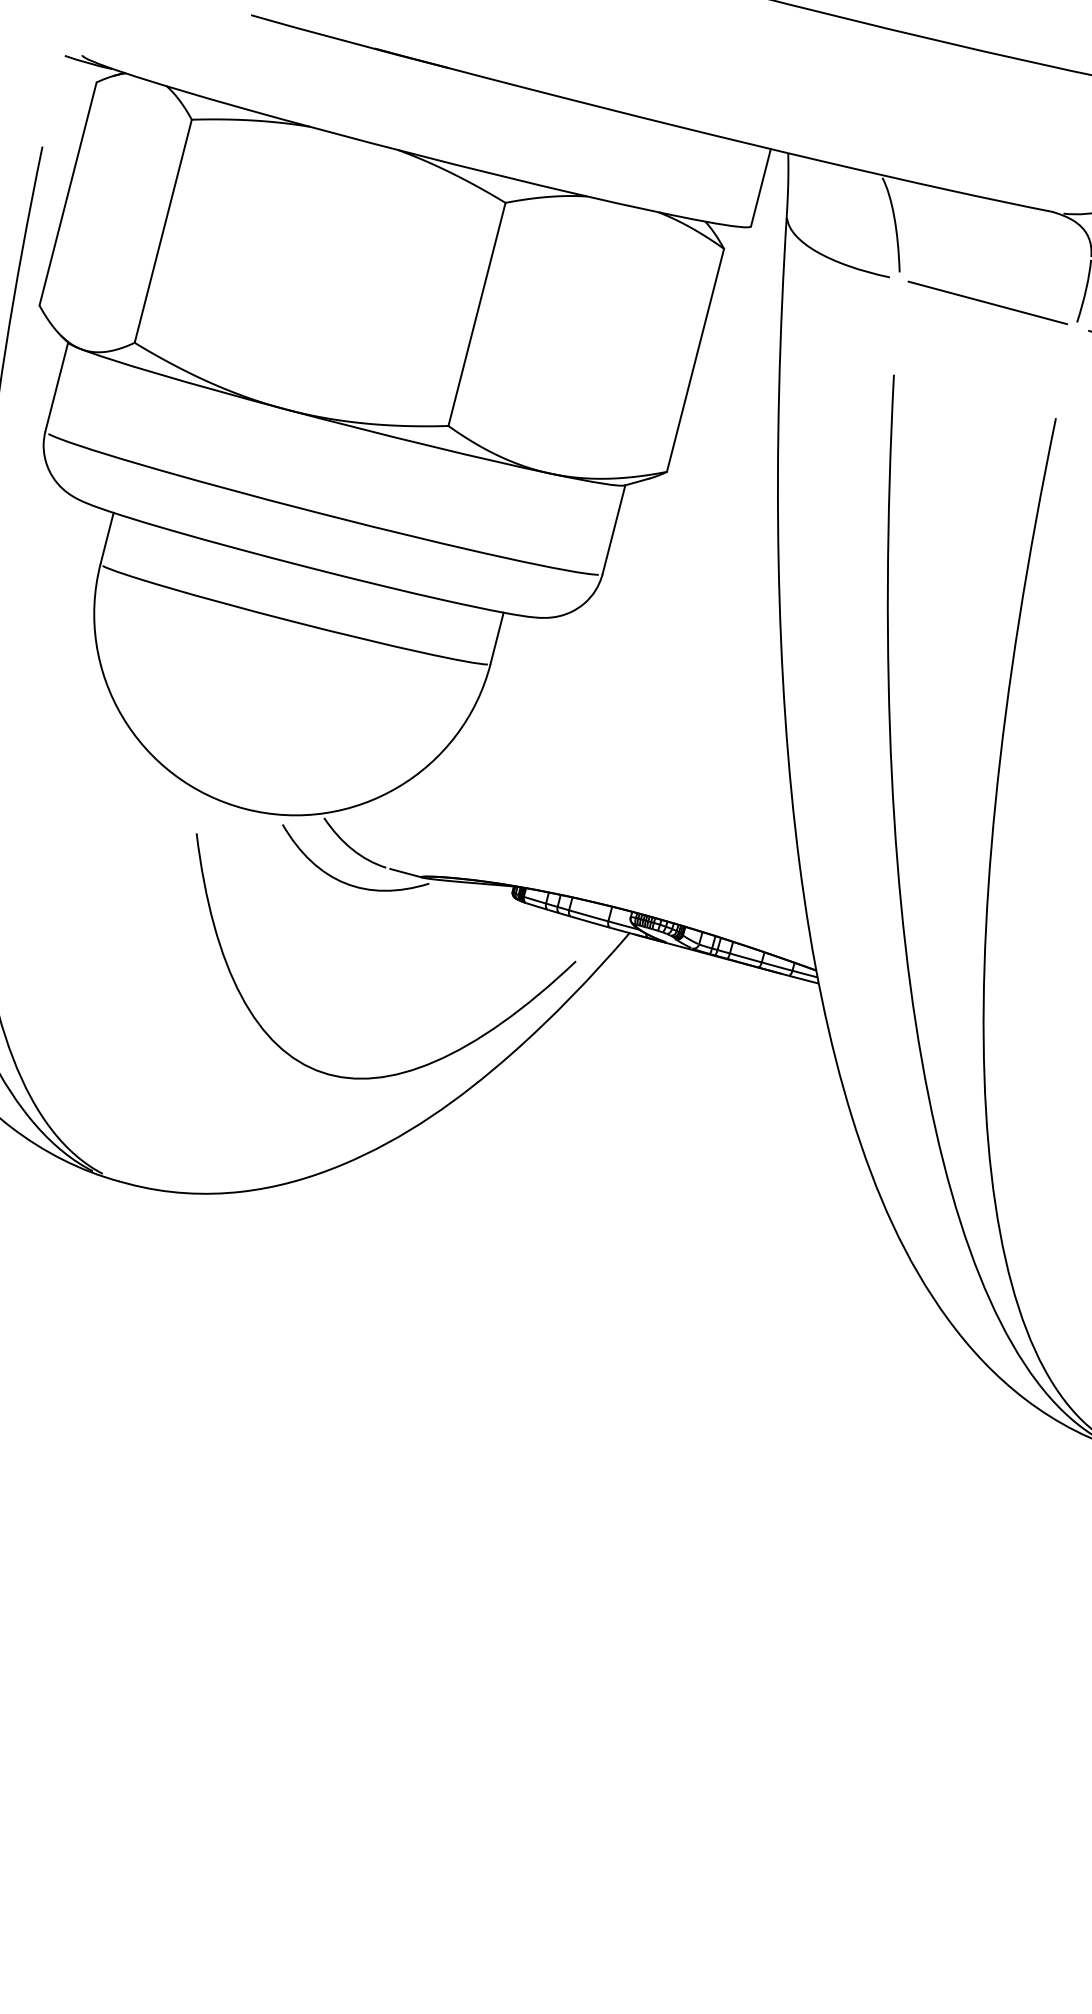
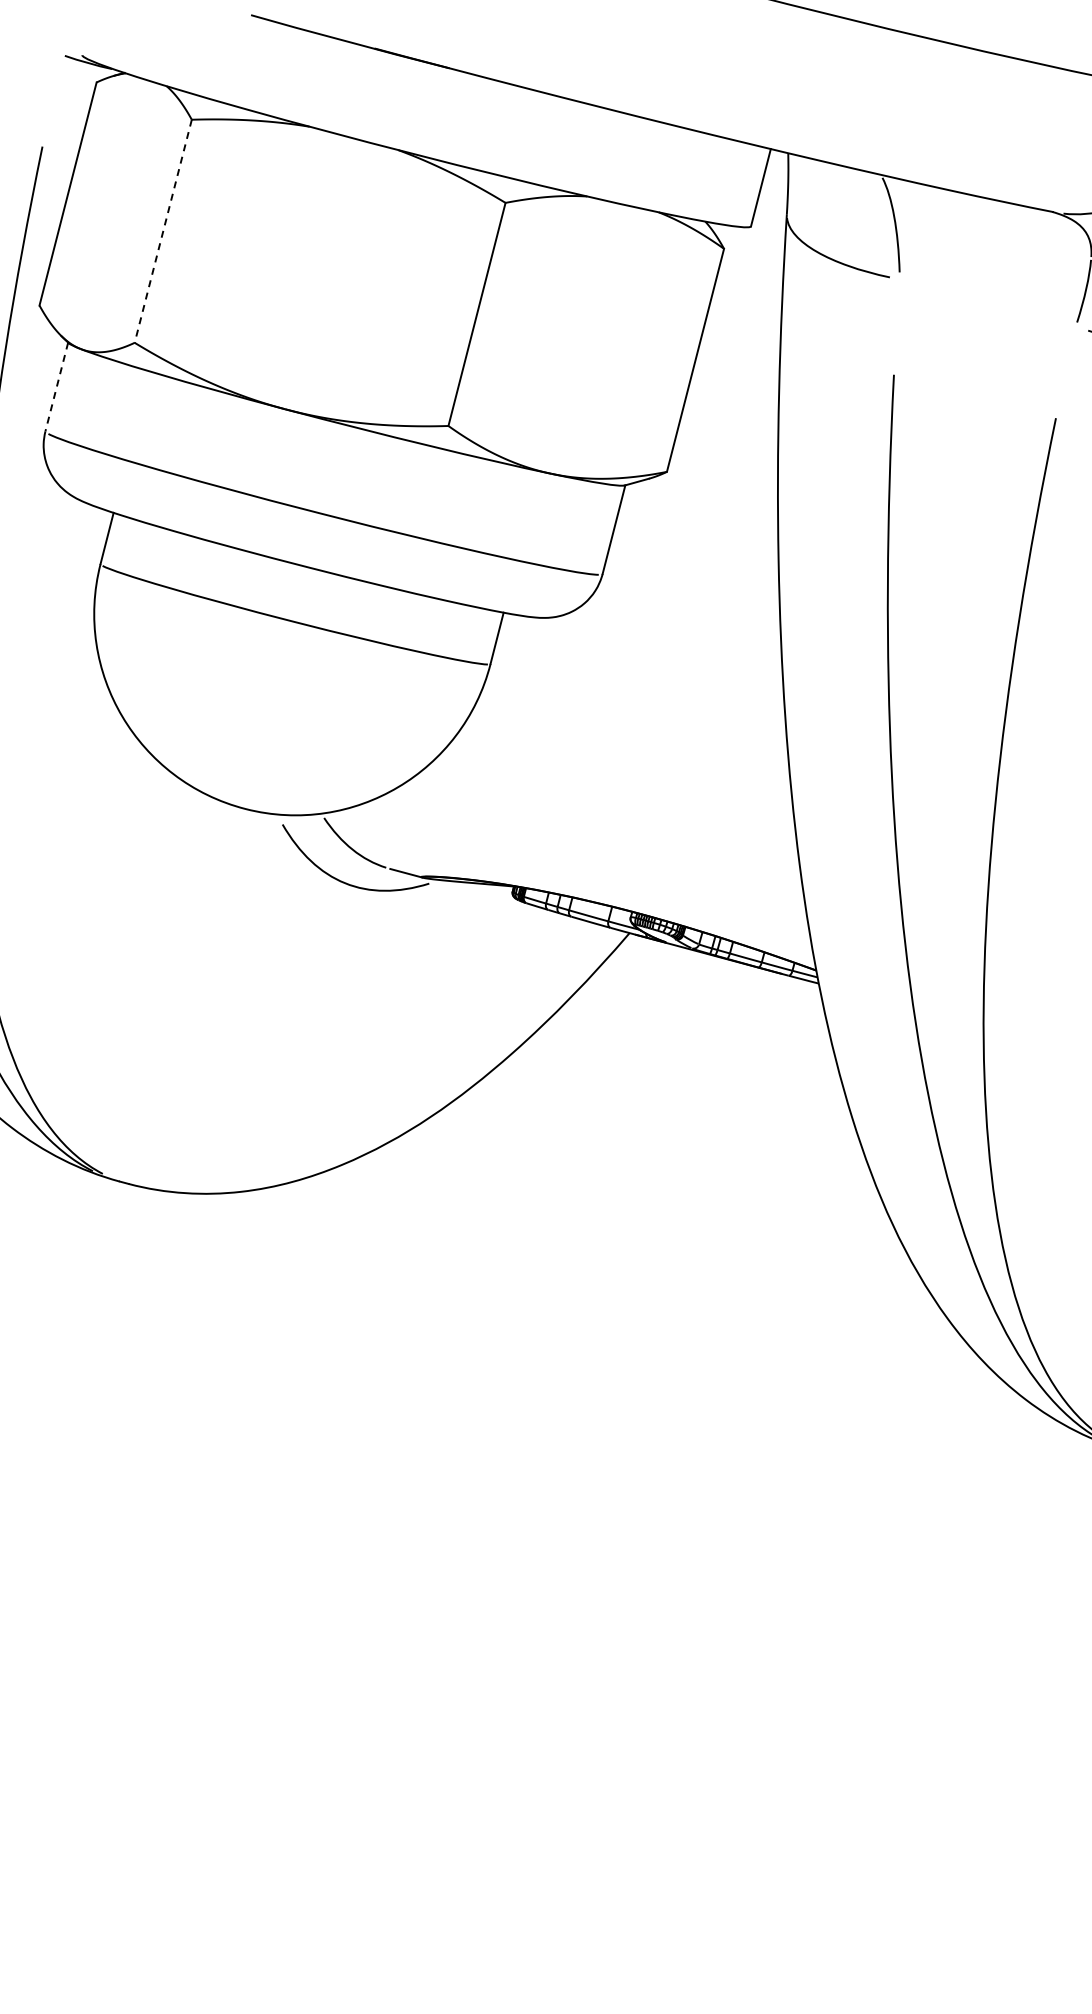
line: solid -> dashed (163, 231)
line: present -> none (987, 302)
line: solid -> dashed (56, 387)
curve: present -> none (429, 1062)
